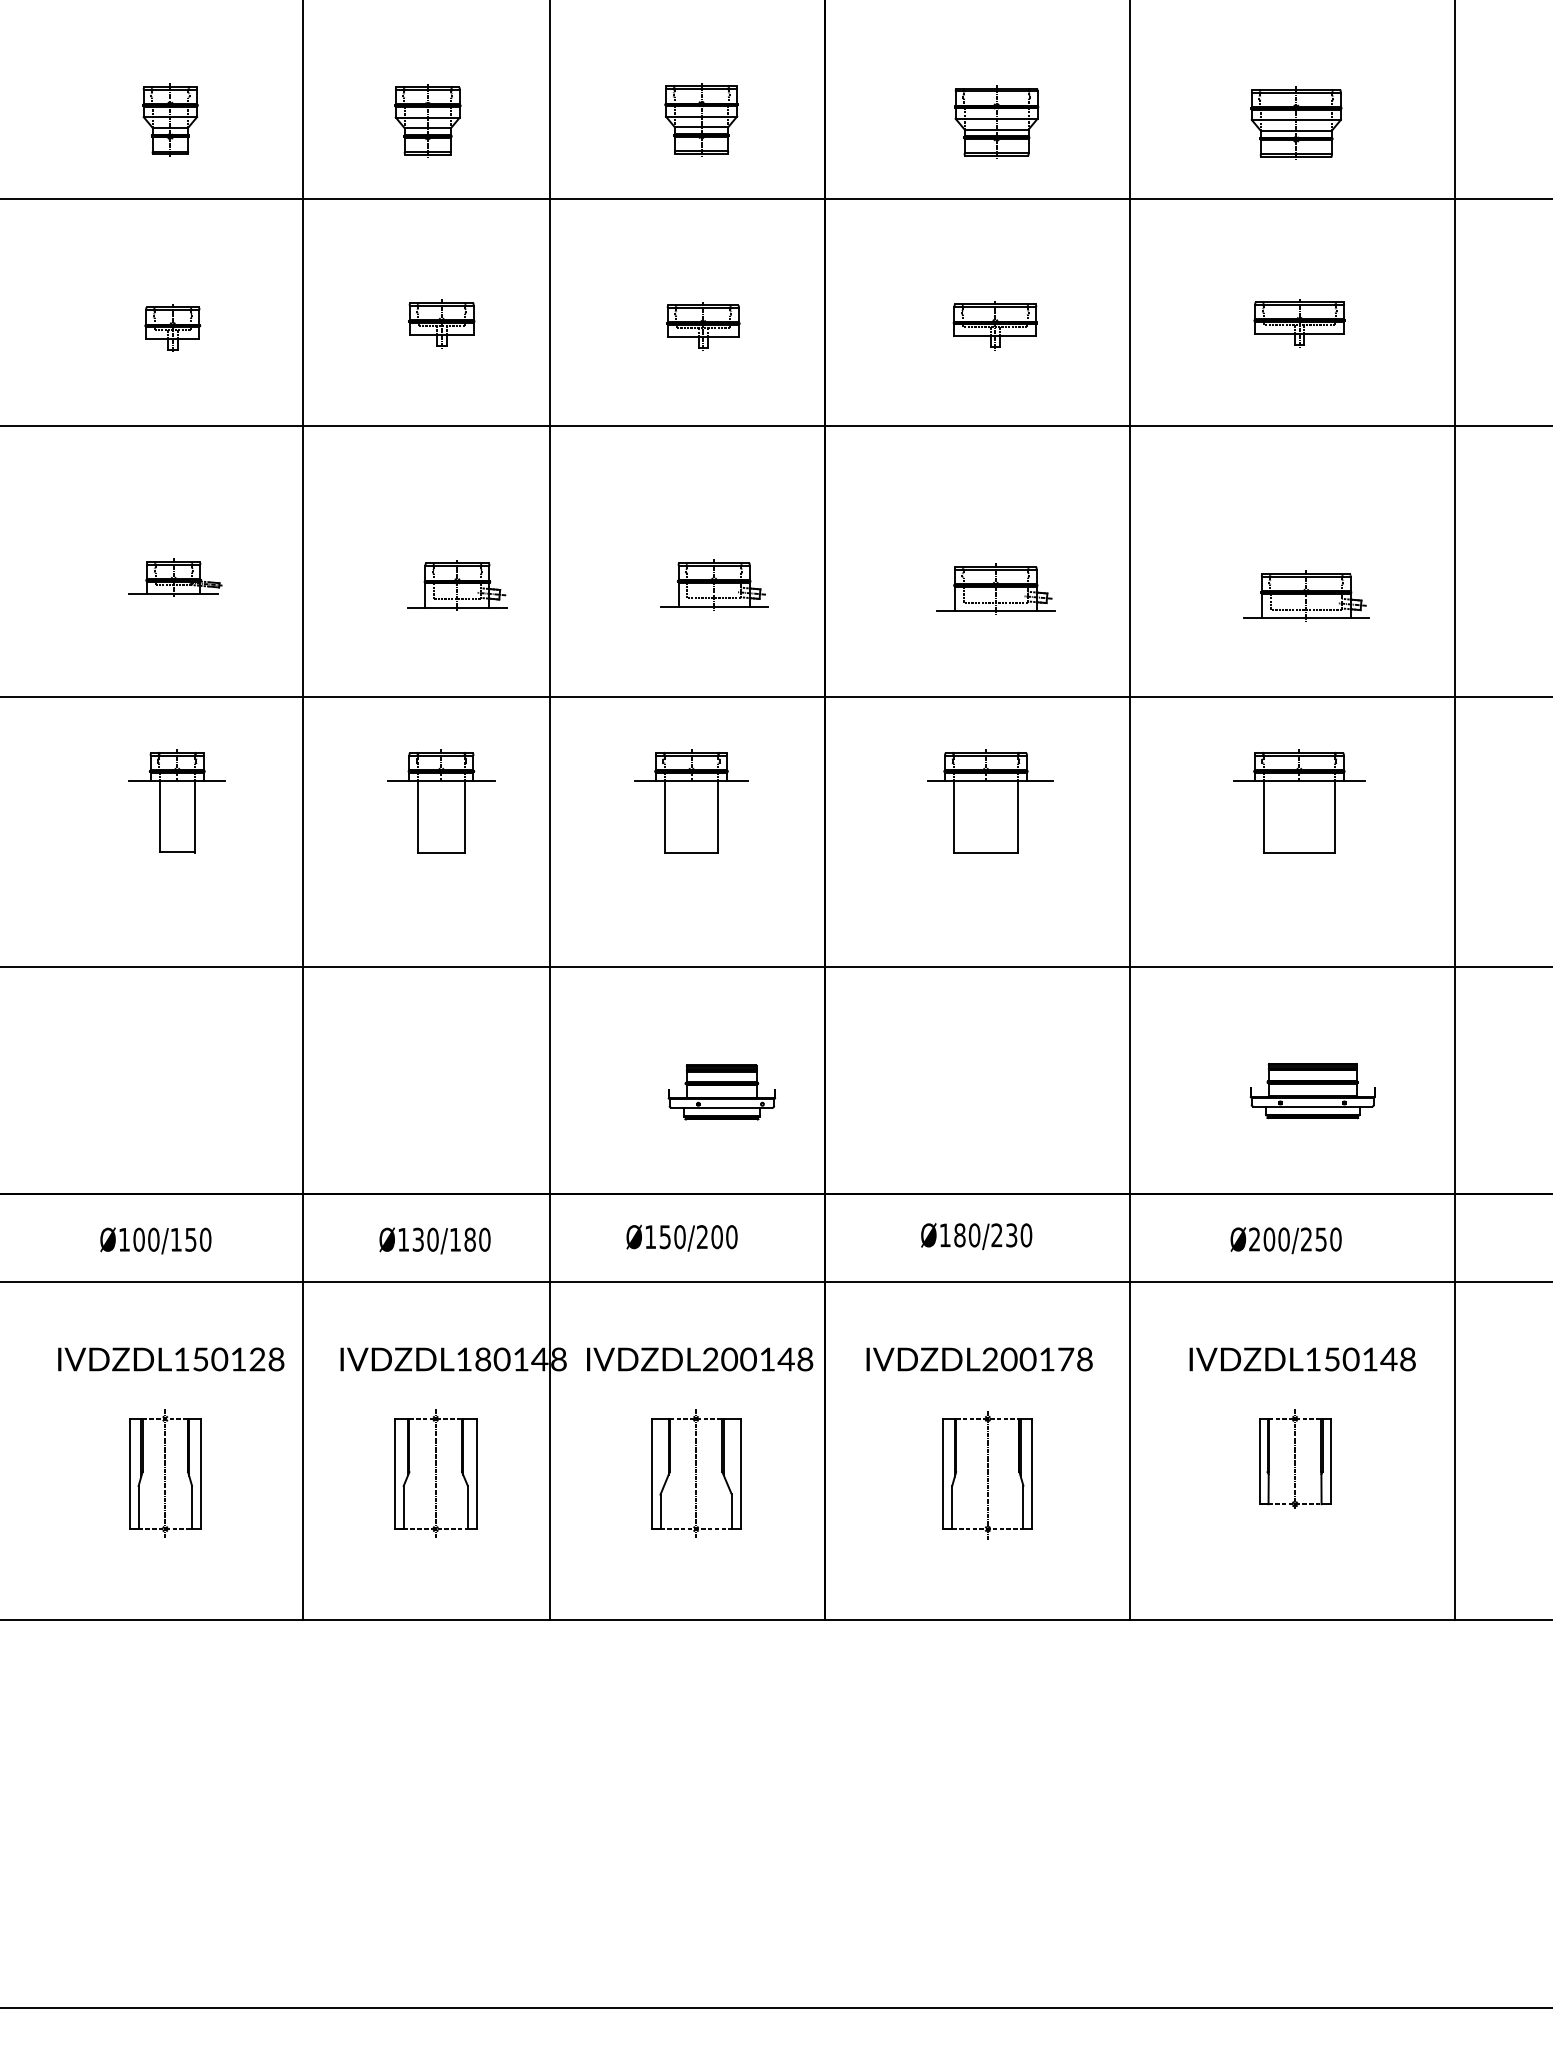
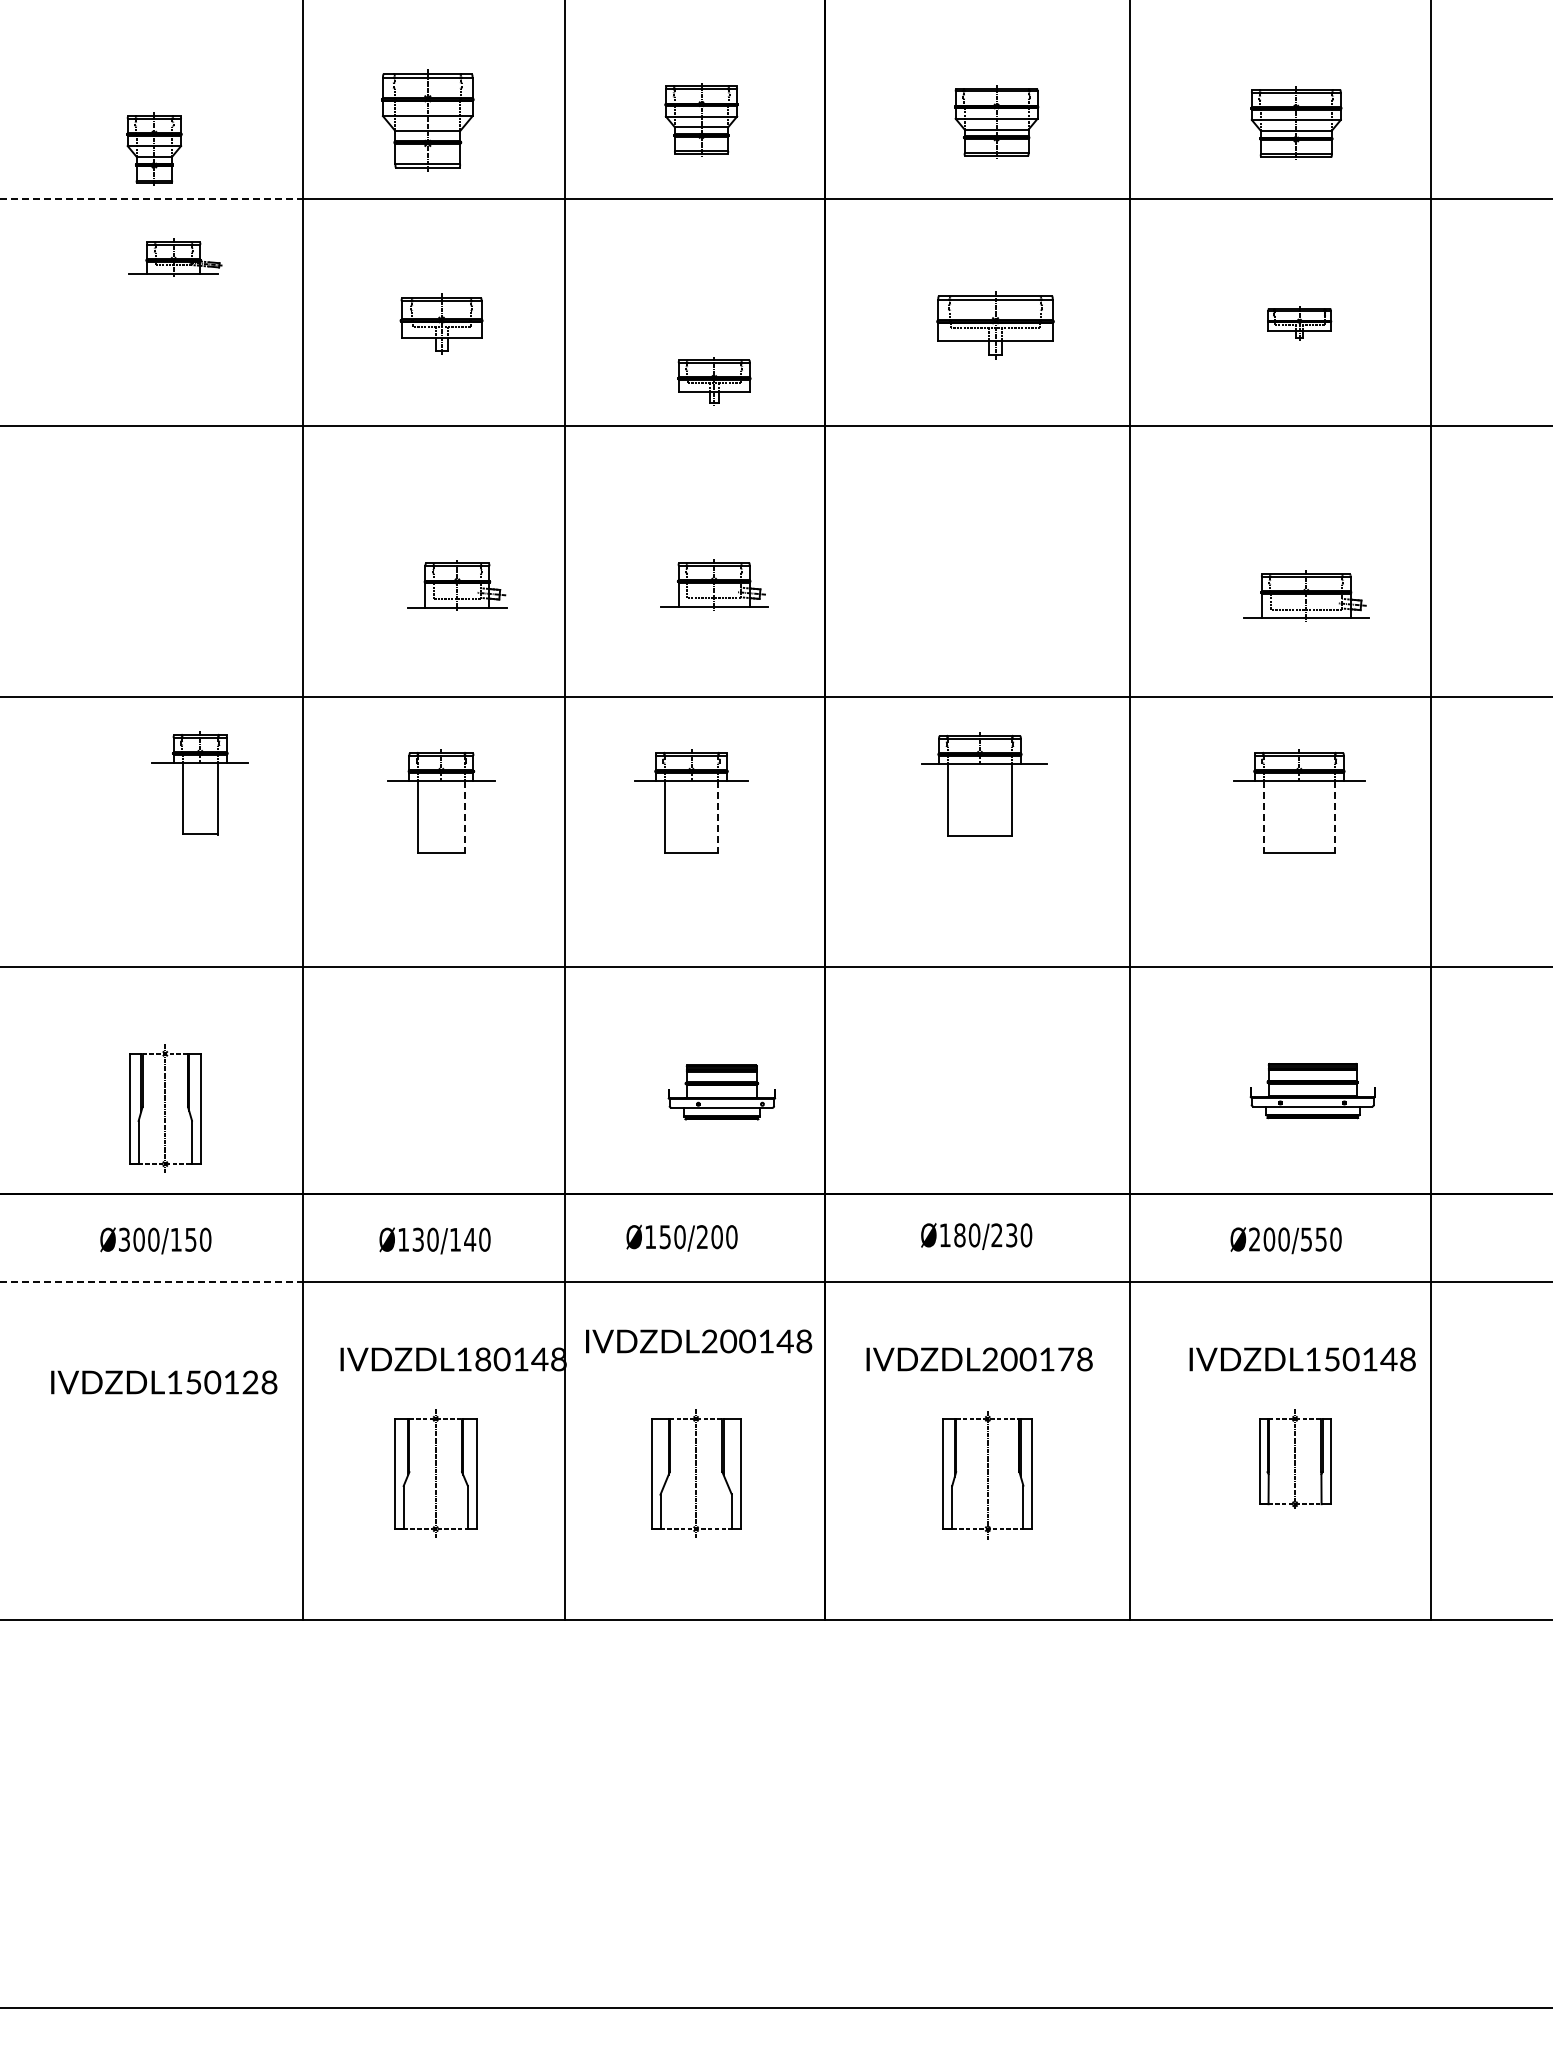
part position: (170, 119) -> (154, 148) (154, 148)
part size: 68x74 px -> 94x103 px (427, 120)
line: solid -> dashed (151, 198)
part size: 68x50 px -> 85x62 px (441, 323)
part size: 93x49 px -> 66x35 px (1299, 323)
part size: 86x50 px -> 119x69 px (995, 325)
part position: (703, 326) -> (714, 381) (714, 381)
part: present -> none (172, 327)
part position: (175, 577) -> (175, 257) (175, 257)
part: present -> none (995, 588)
part position: (176, 801) -> (199, 783) (199, 783)
part position: (990, 801) -> (984, 784) (984, 784)
line position: (550, 811) -> (565, 811) (565, 811)
line position: (1455, 811) -> (1431, 811) (1431, 811)
line: solid -> dashed (464, 816)
line: solid -> dashed (718, 816)
line: solid -> dashed (1263, 816)
line: solid -> dashed (1334, 816)
text: Ø100/150 -> Ø300/150 (124, 1239)
text: Ø130/180 -> Ø130/140 (470, 1239)
text: Ø200/250 -> Ø200/550 (1306, 1239)
line: solid -> dashed (151, 1281)
text position: (171, 1359) -> (164, 1382) (164, 1382)
text position: (700, 1359) -> (699, 1341) (699, 1341)
part position: (165, 1473) -> (165, 1108) (165, 1108)
